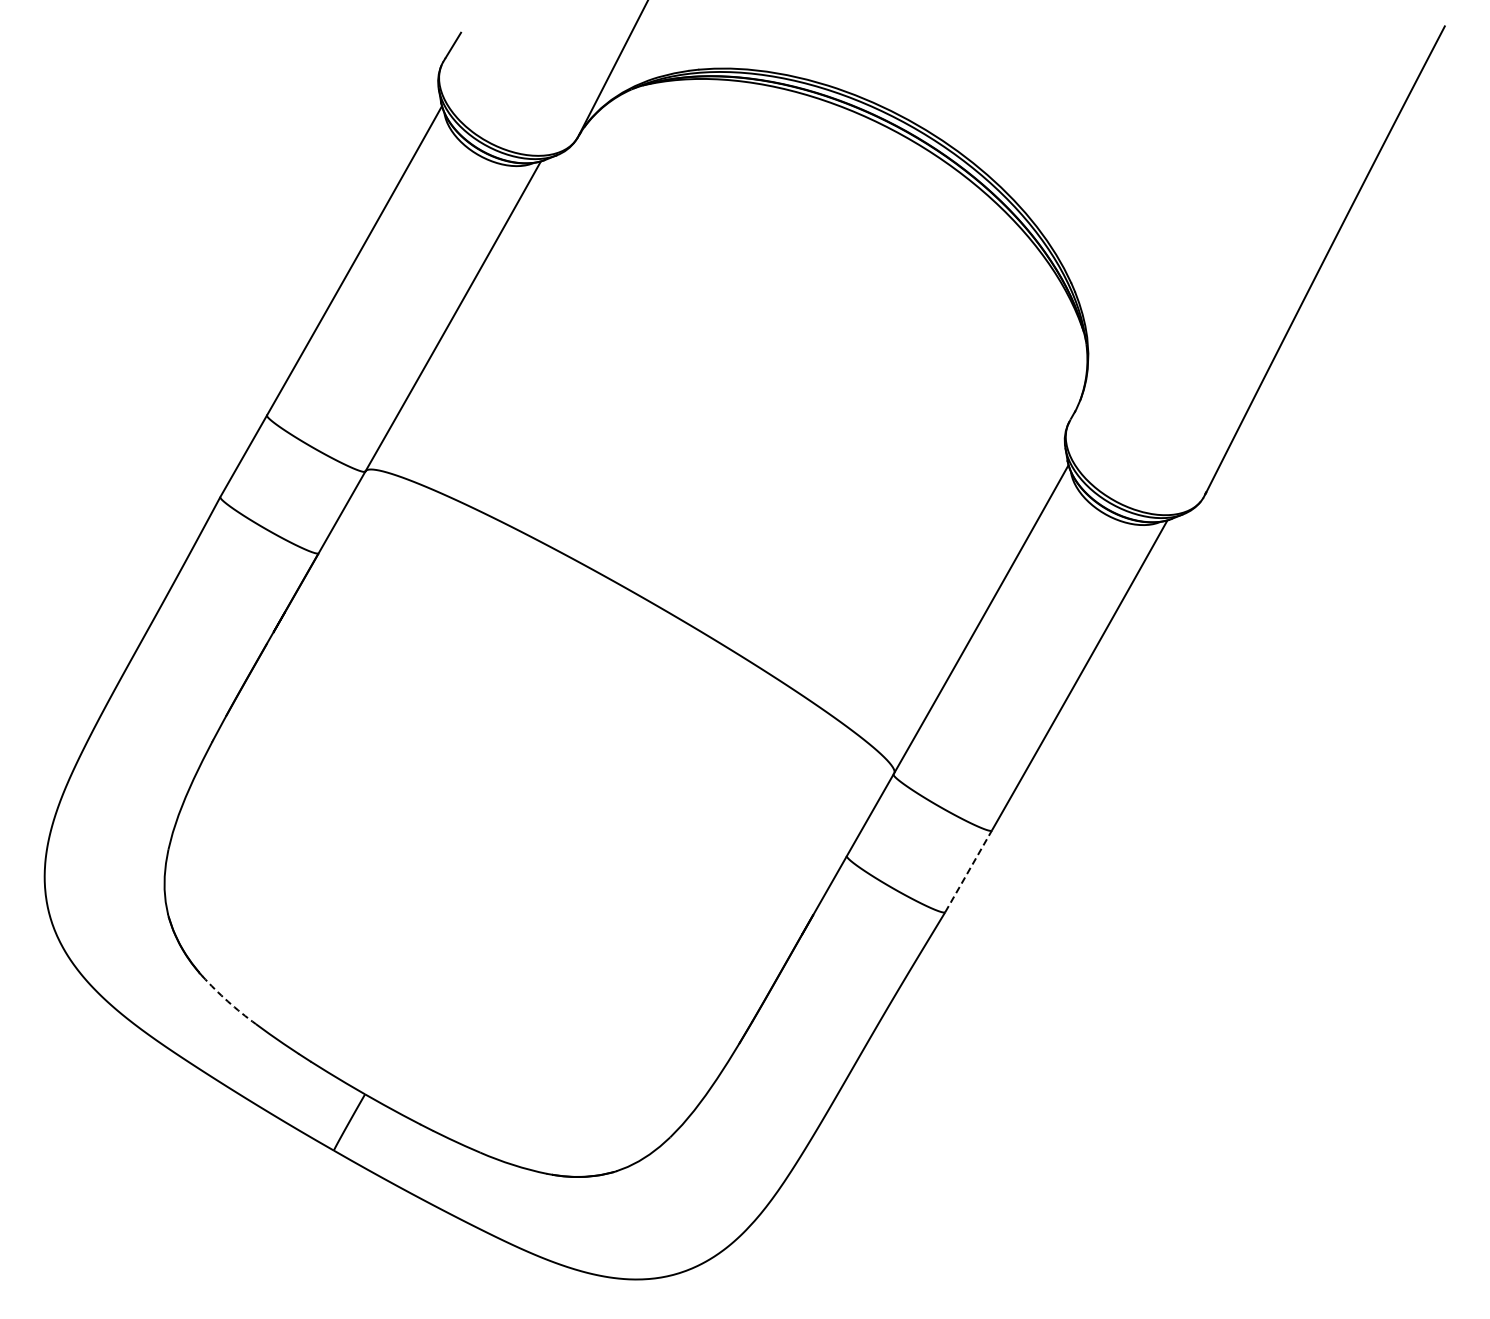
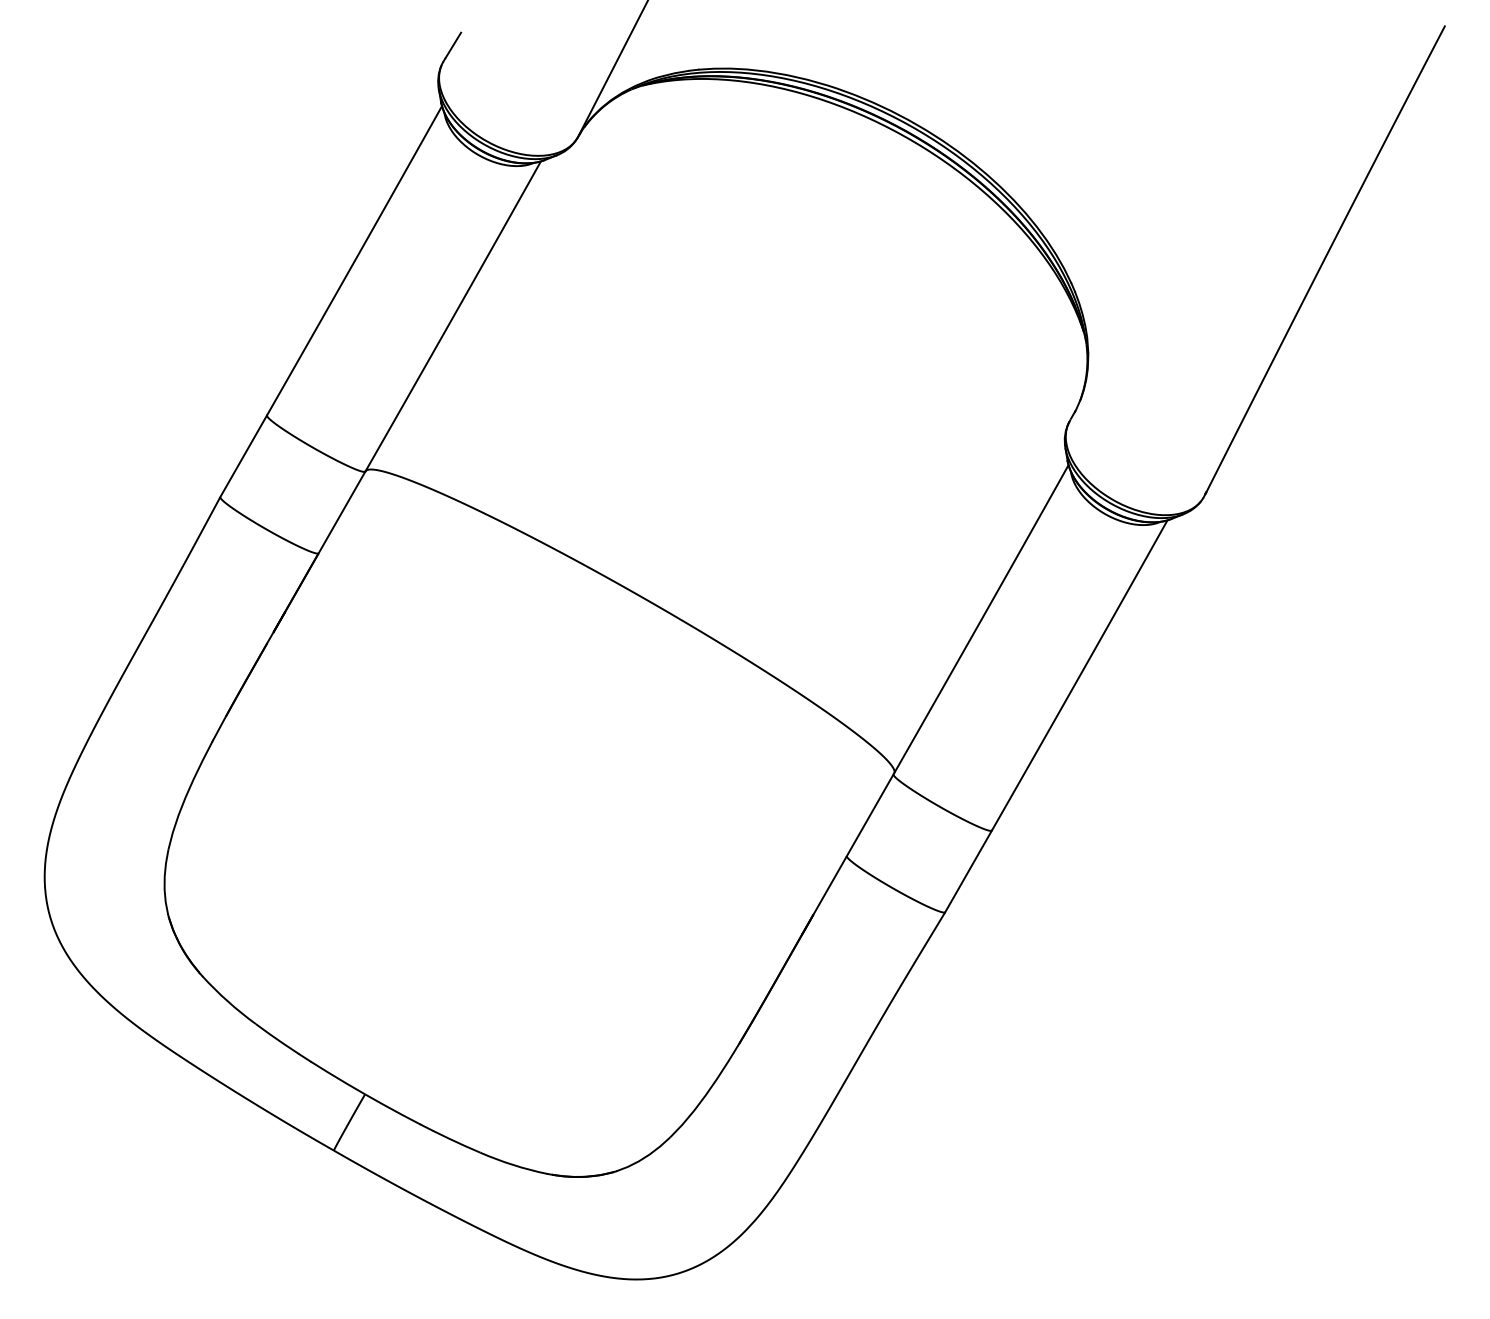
line: dashed -> solid (968, 870)
arc: dashed -> solid (227, 1001)
